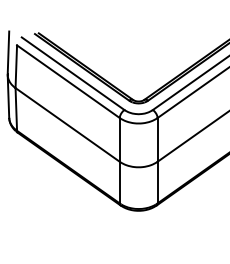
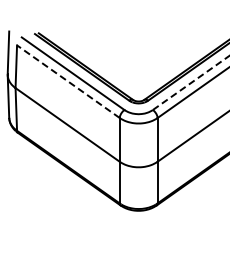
line: solid -> dashed (68, 81)
line: solid -> dashed (191, 82)
